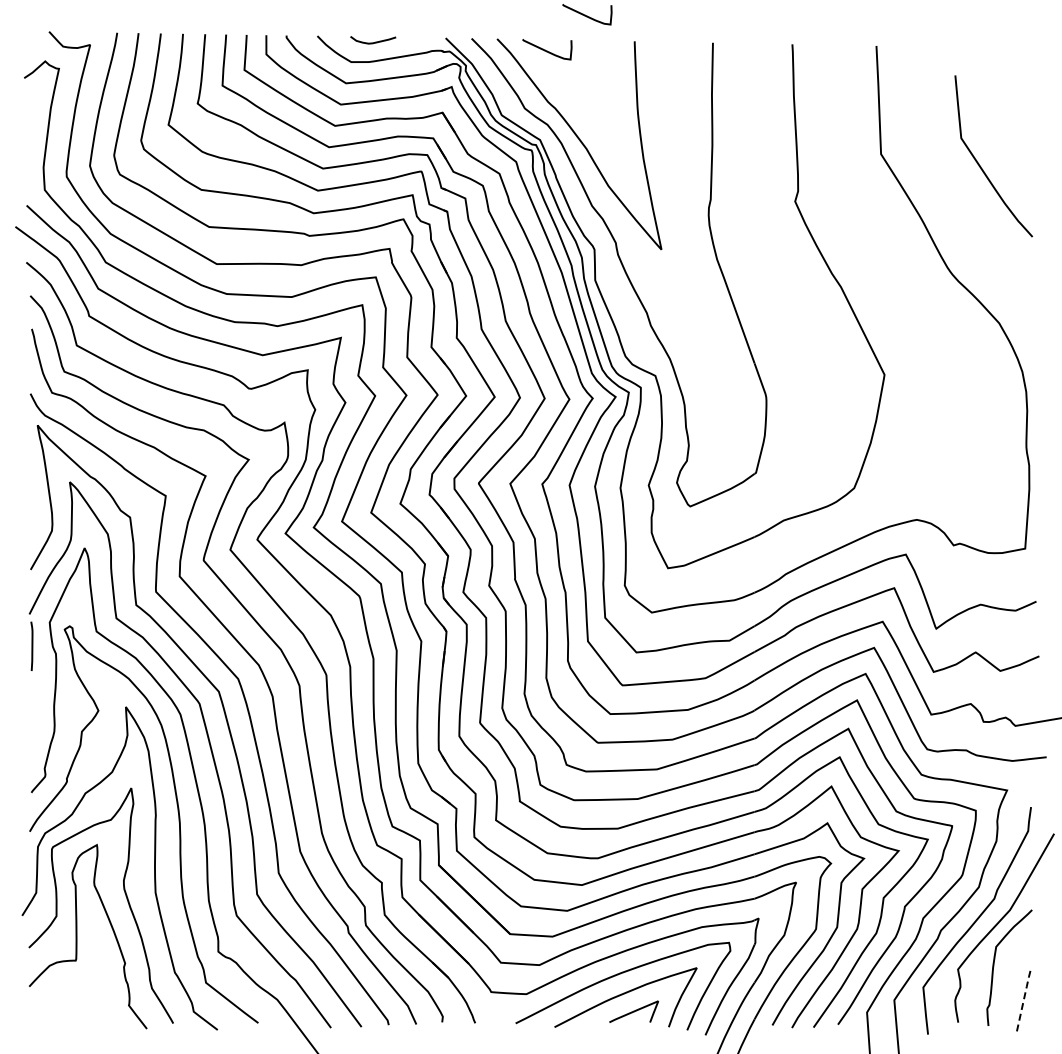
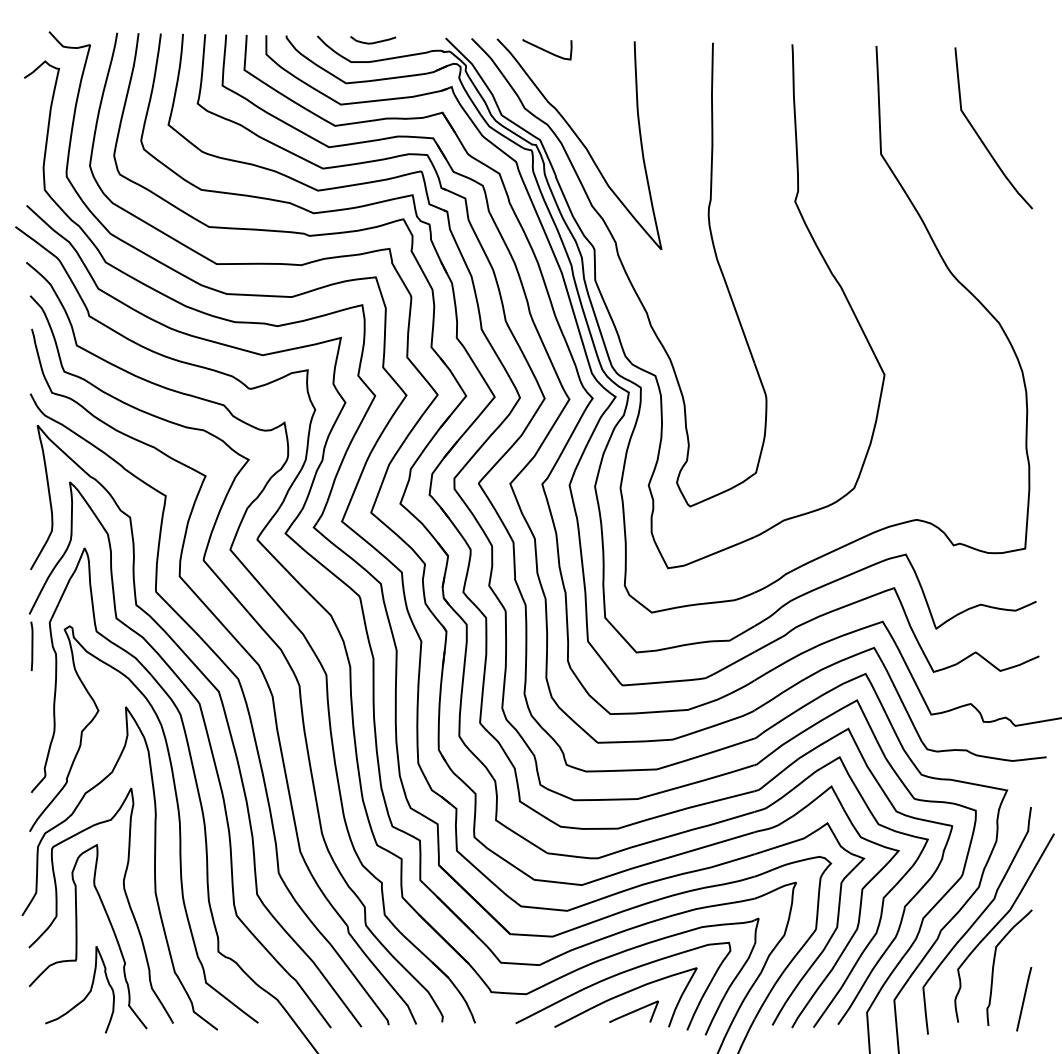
curve: present -> none (587, 15)
curve position: (981, 166) -> (981, 138) (981, 138)
curve: none -> present (86, 994)
line: dashed -> solid (1024, 997)
